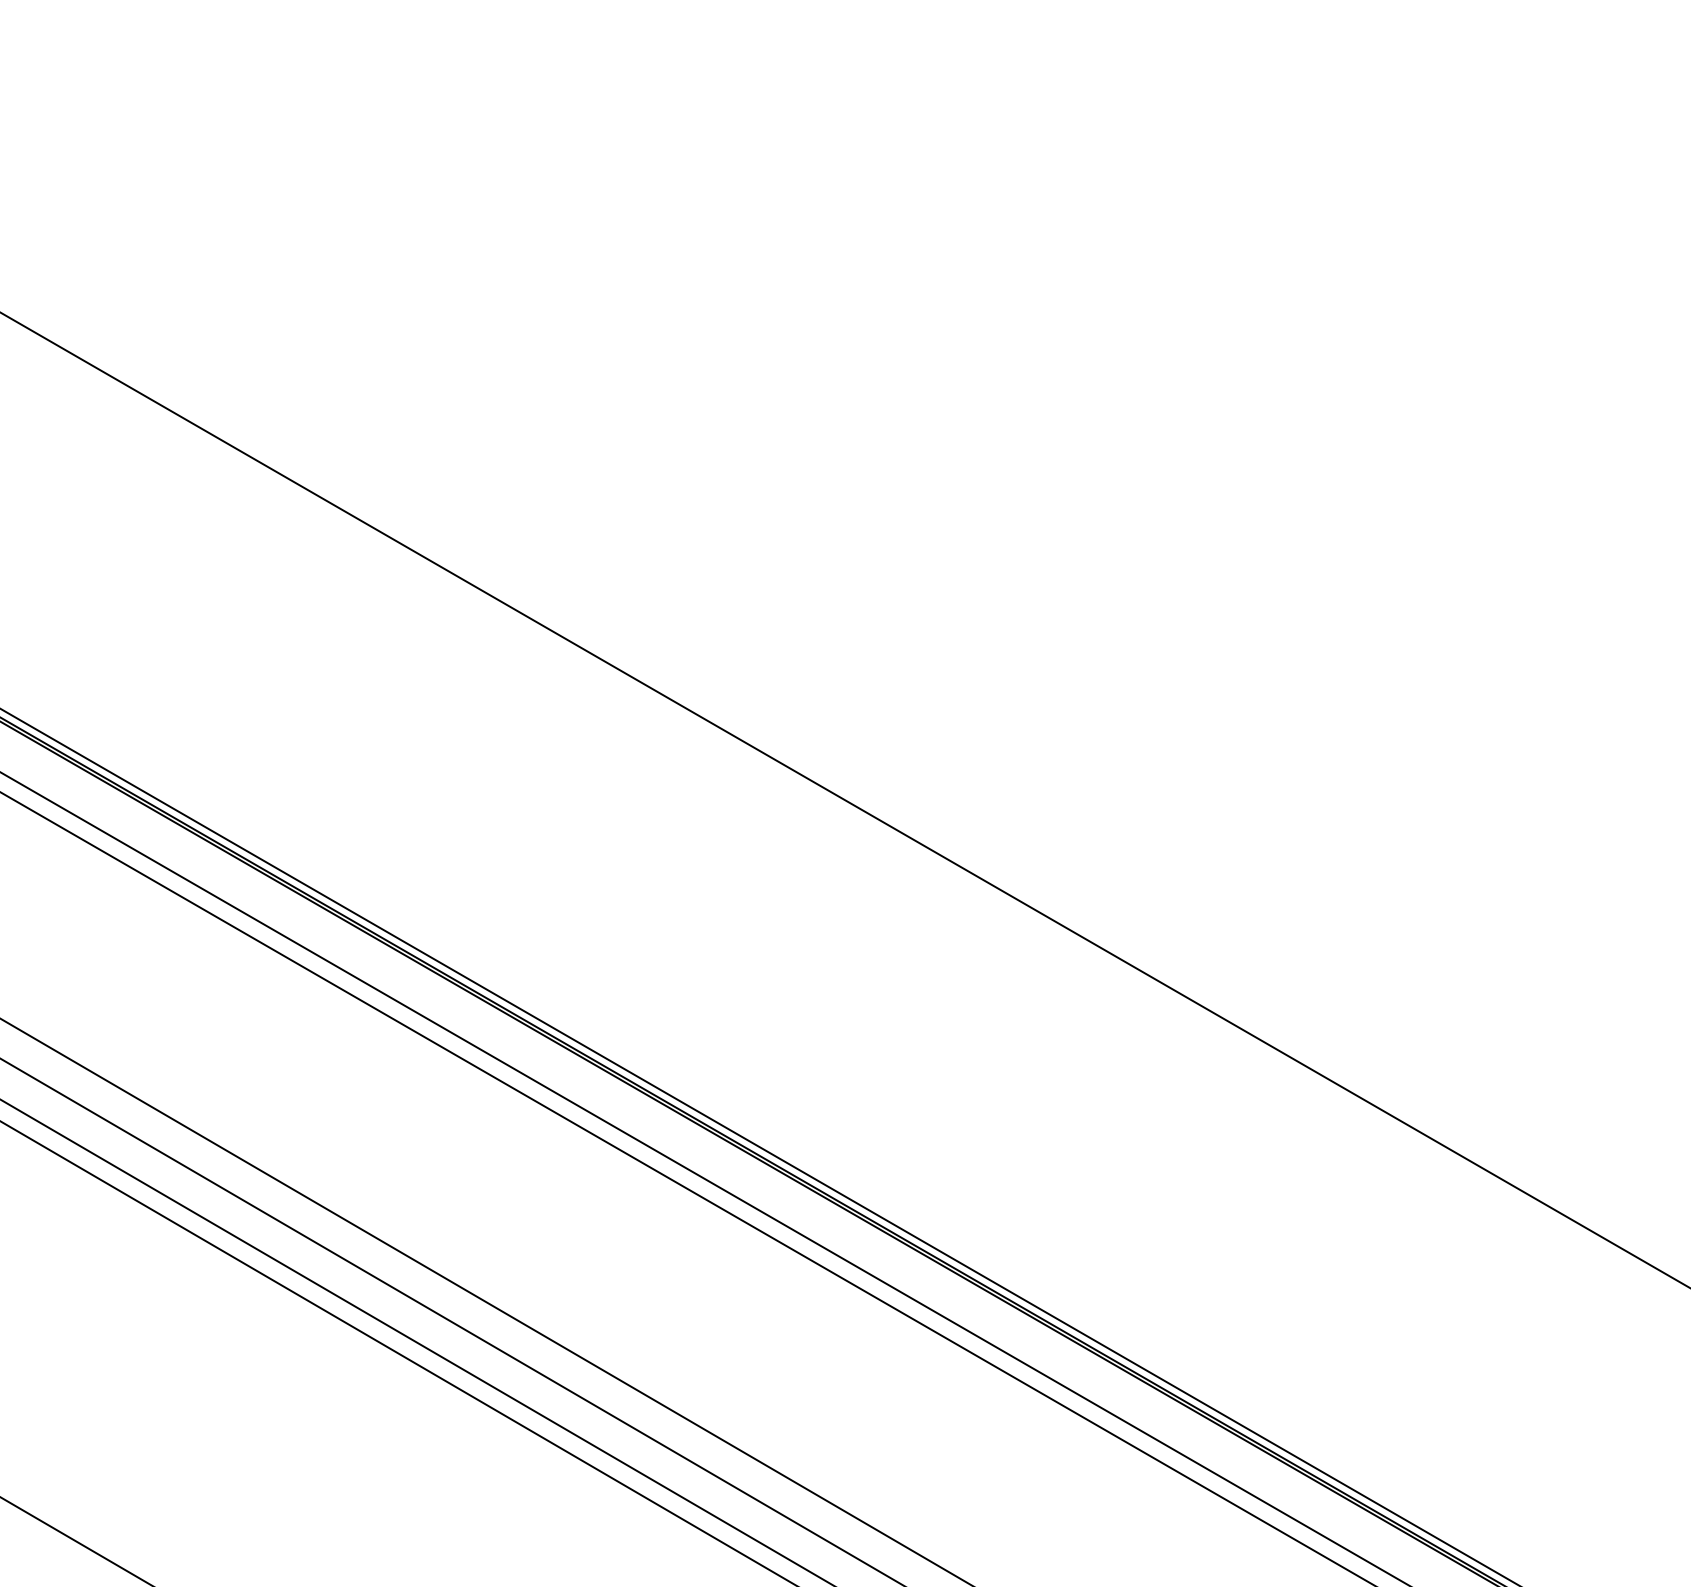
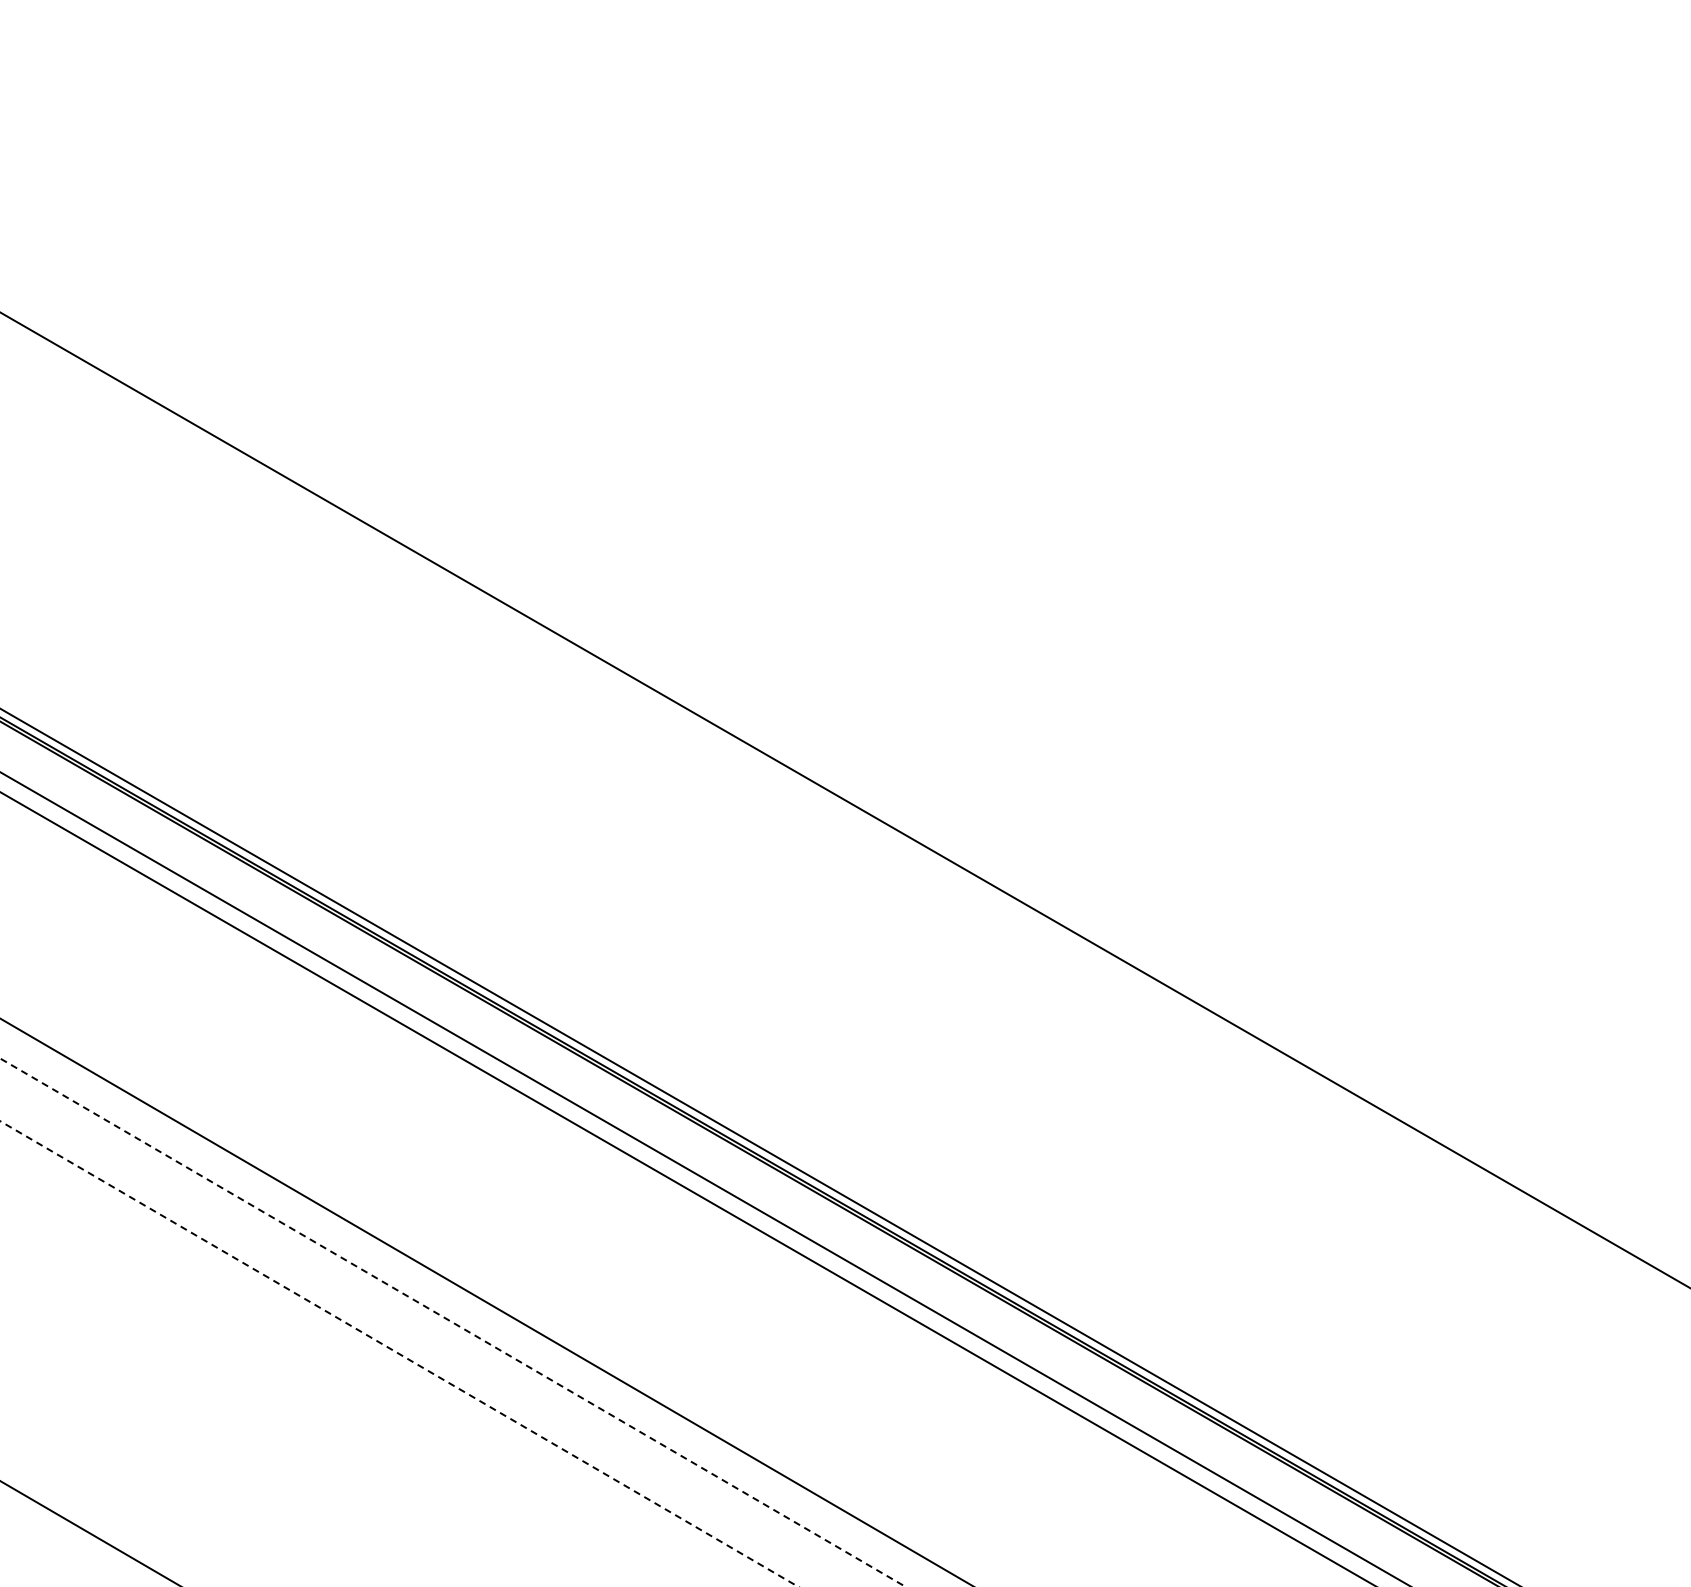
line: solid -> dashed (453, 1322)
line: present -> none (416, 1341)
line: solid -> dashed (399, 1354)
line position: (75, 1540) -> (89, 1532) (89, 1532)
